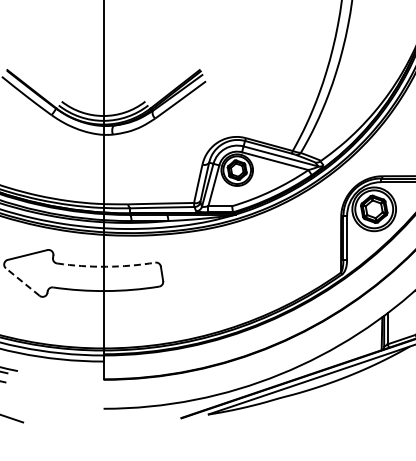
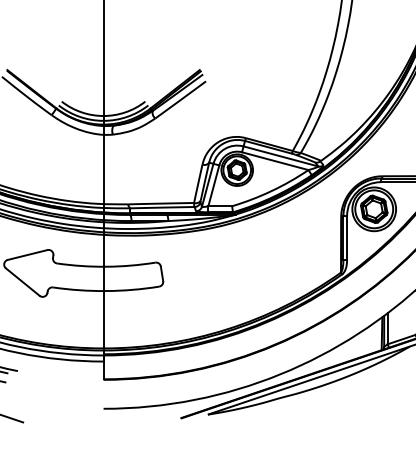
arc: dashed -> solid (106, 266)
line: dashed -> solid (22, 282)
